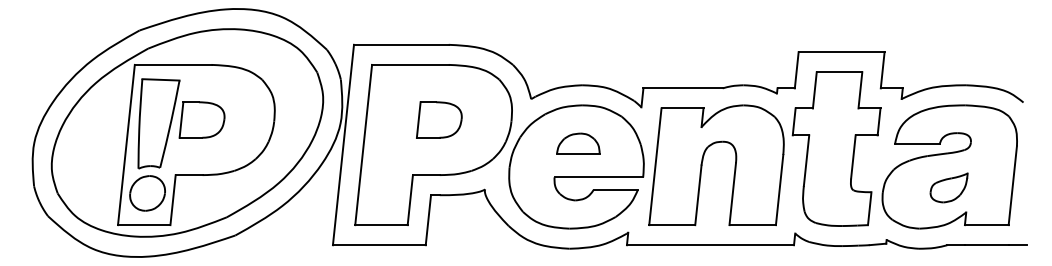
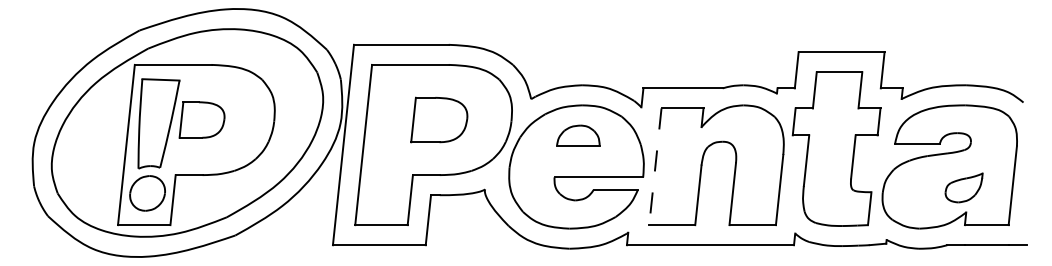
part size: 47x38 px -> 59x48 px (439, 119)
part position: (578, 143) -> (578, 135) (578, 135)
line: solid -> dashed (655, 166)
part position: (948, 187) -> (963, 187) (963, 187)
